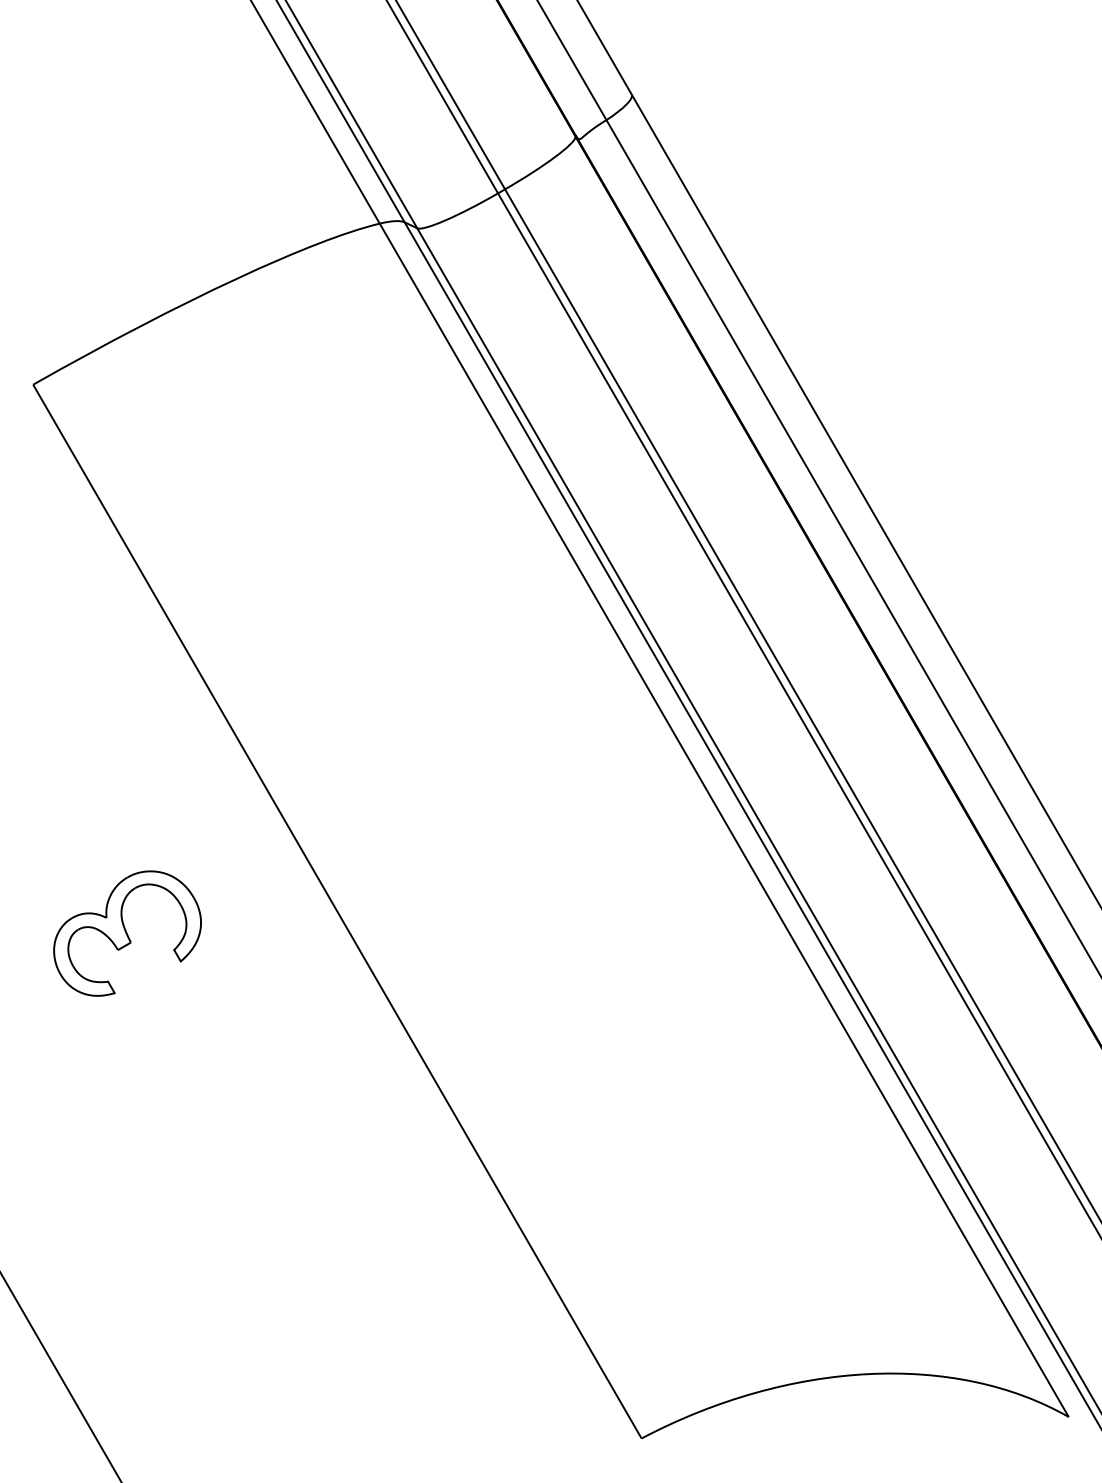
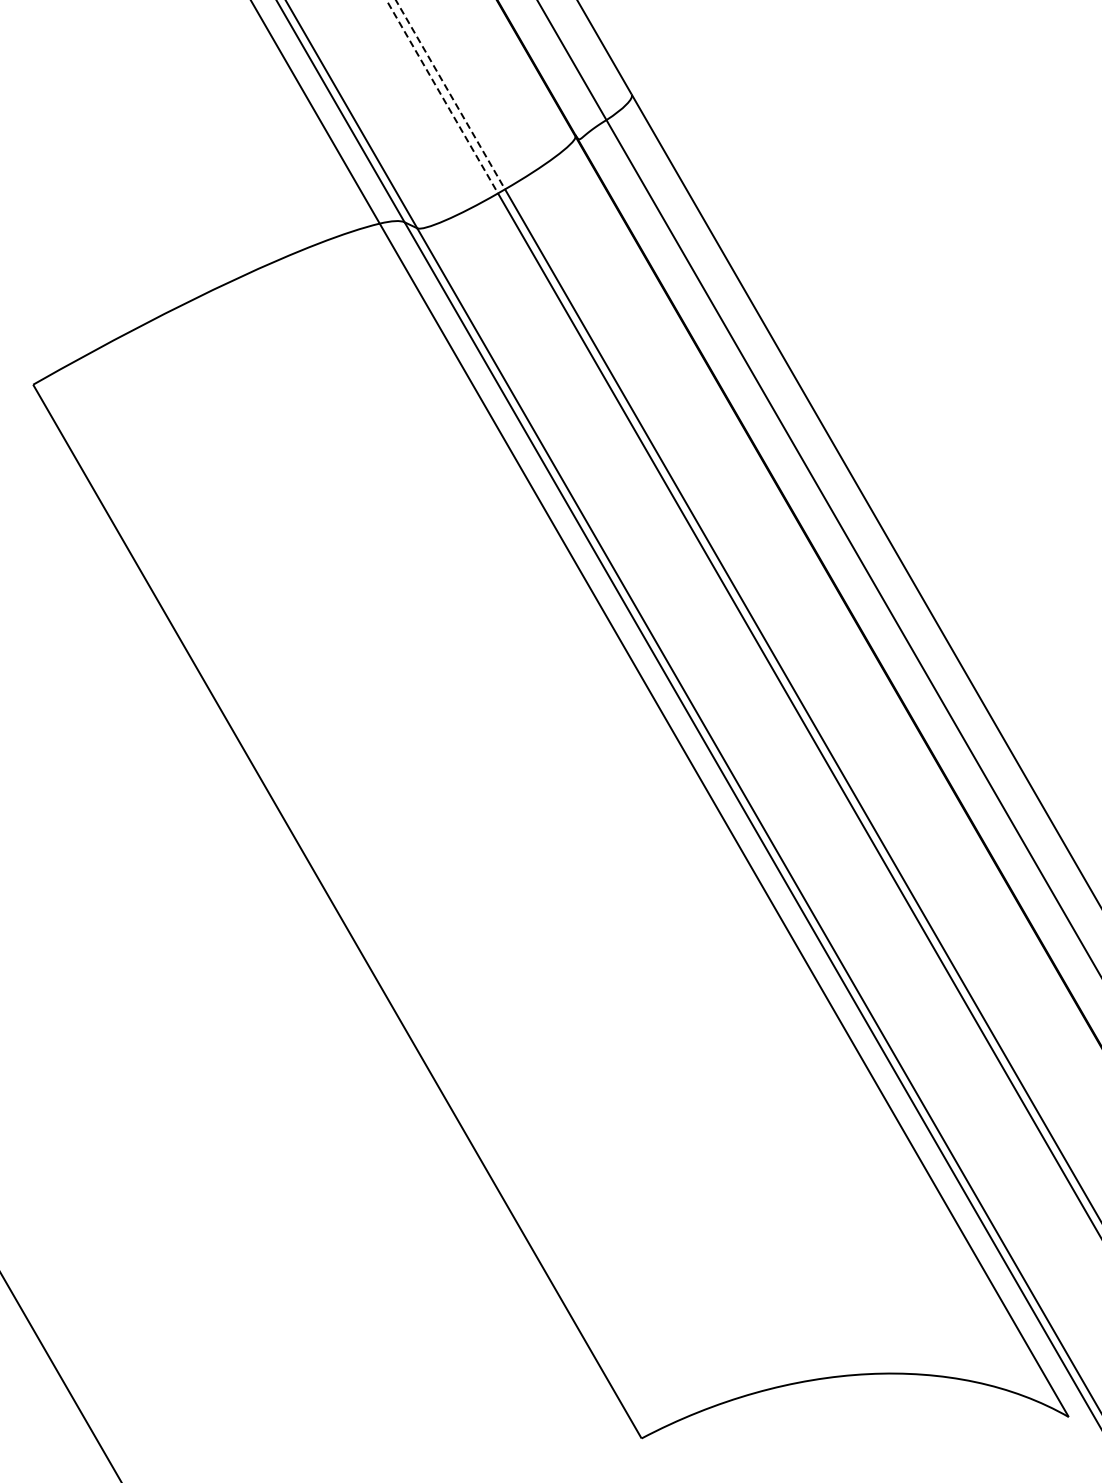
line: solid -> dashed (450, 95)
line: solid -> dashed (442, 97)
part: present -> none (127, 933)
